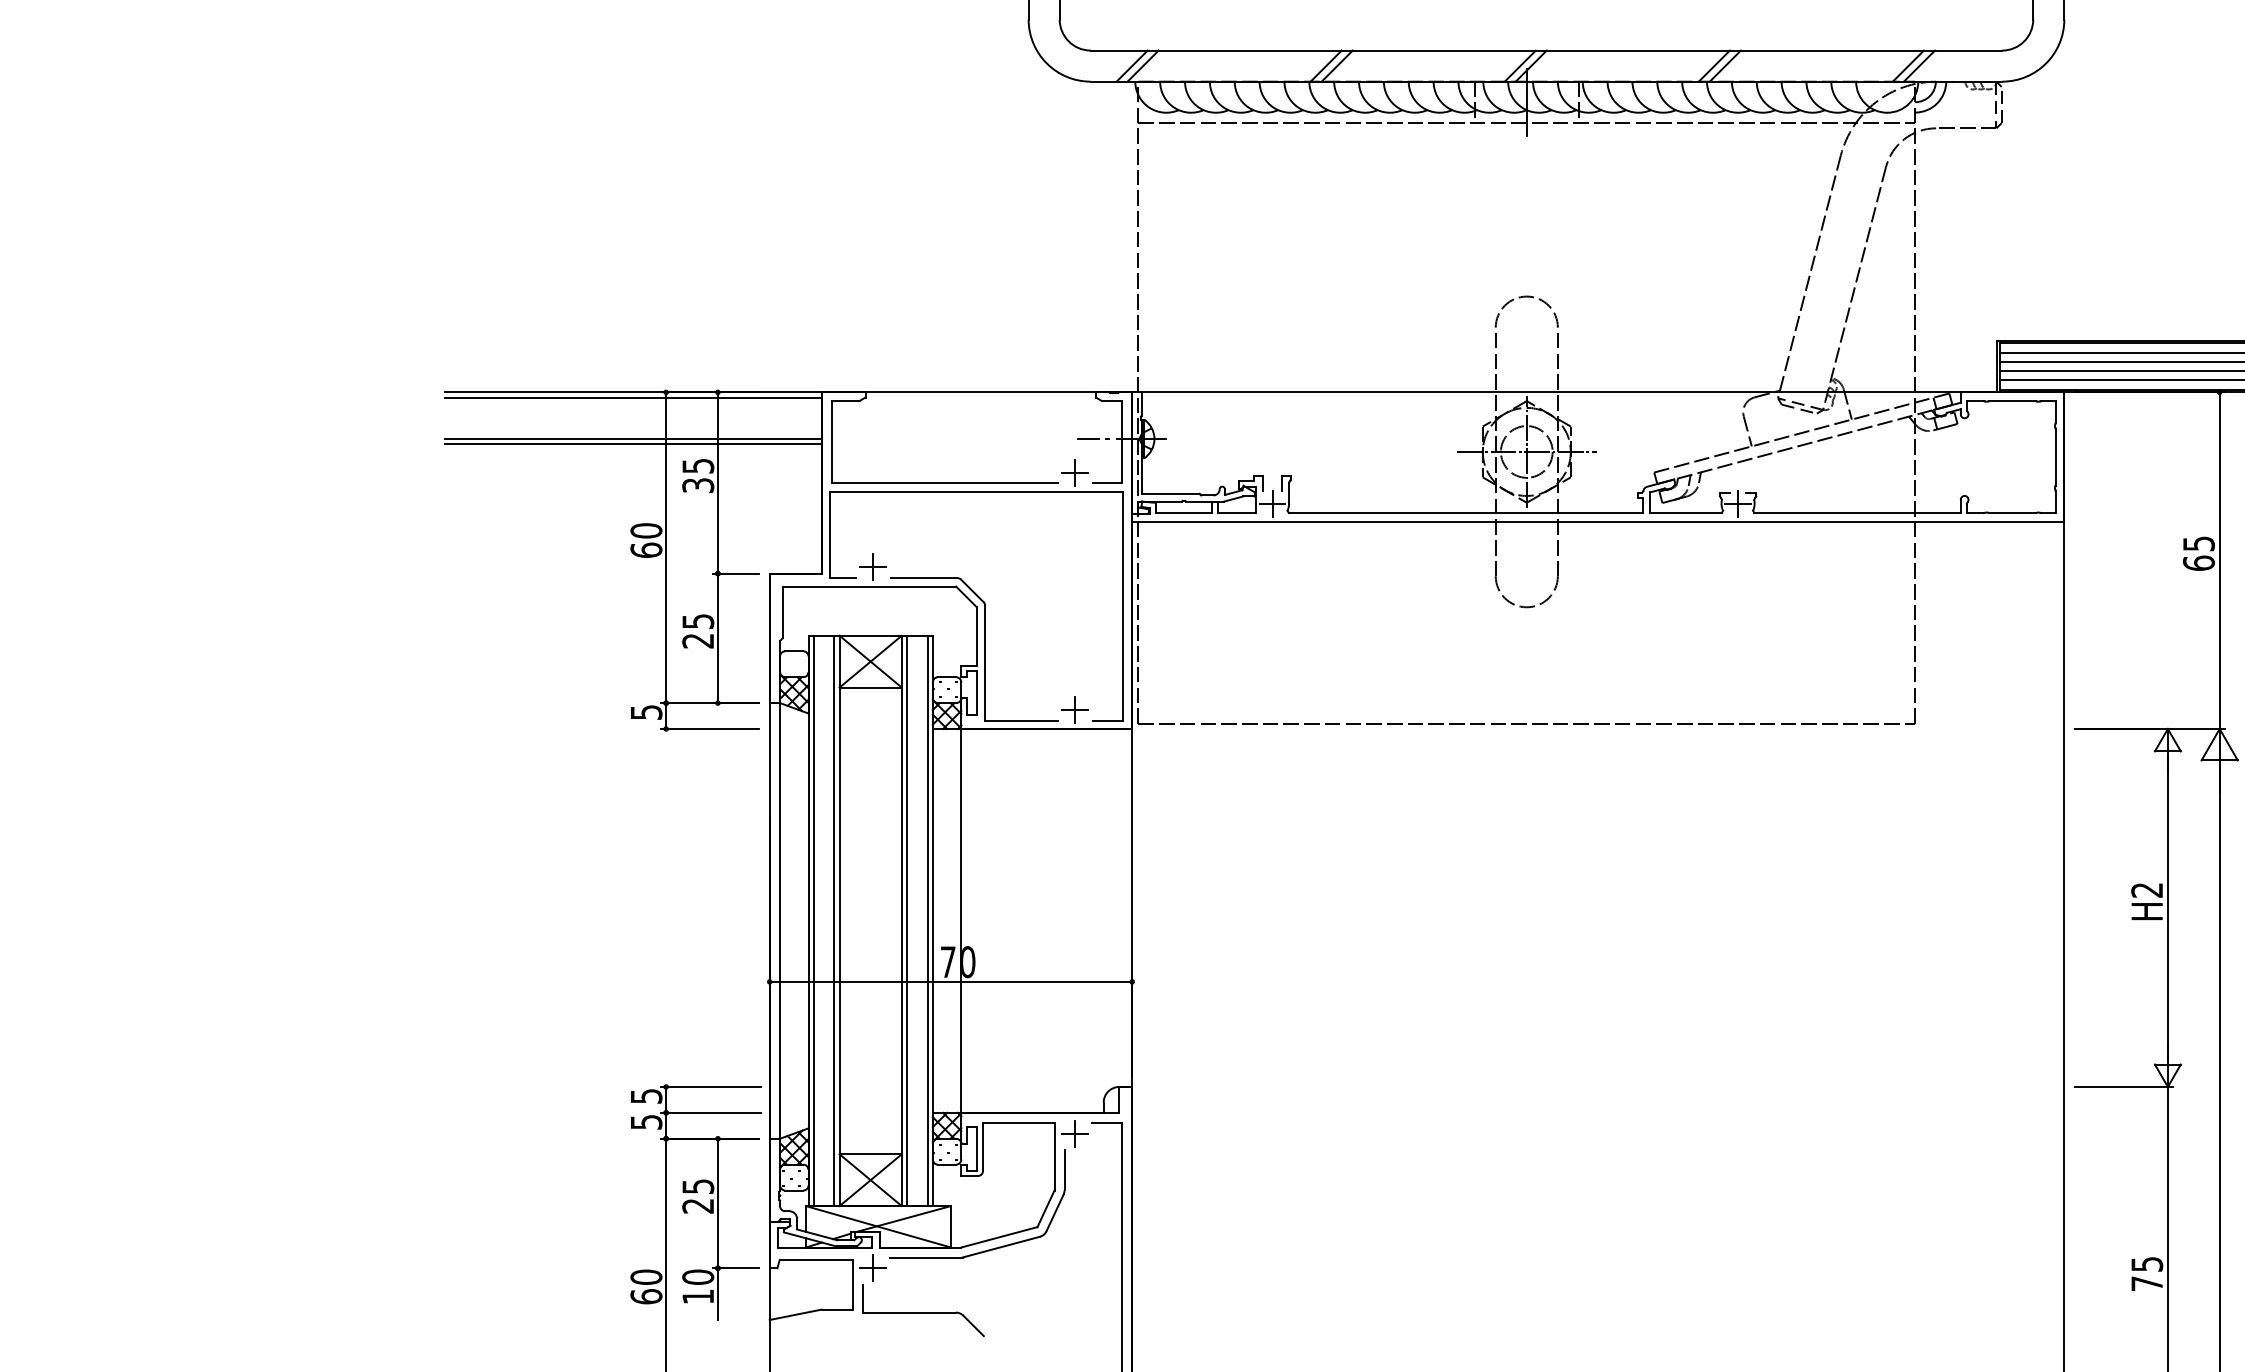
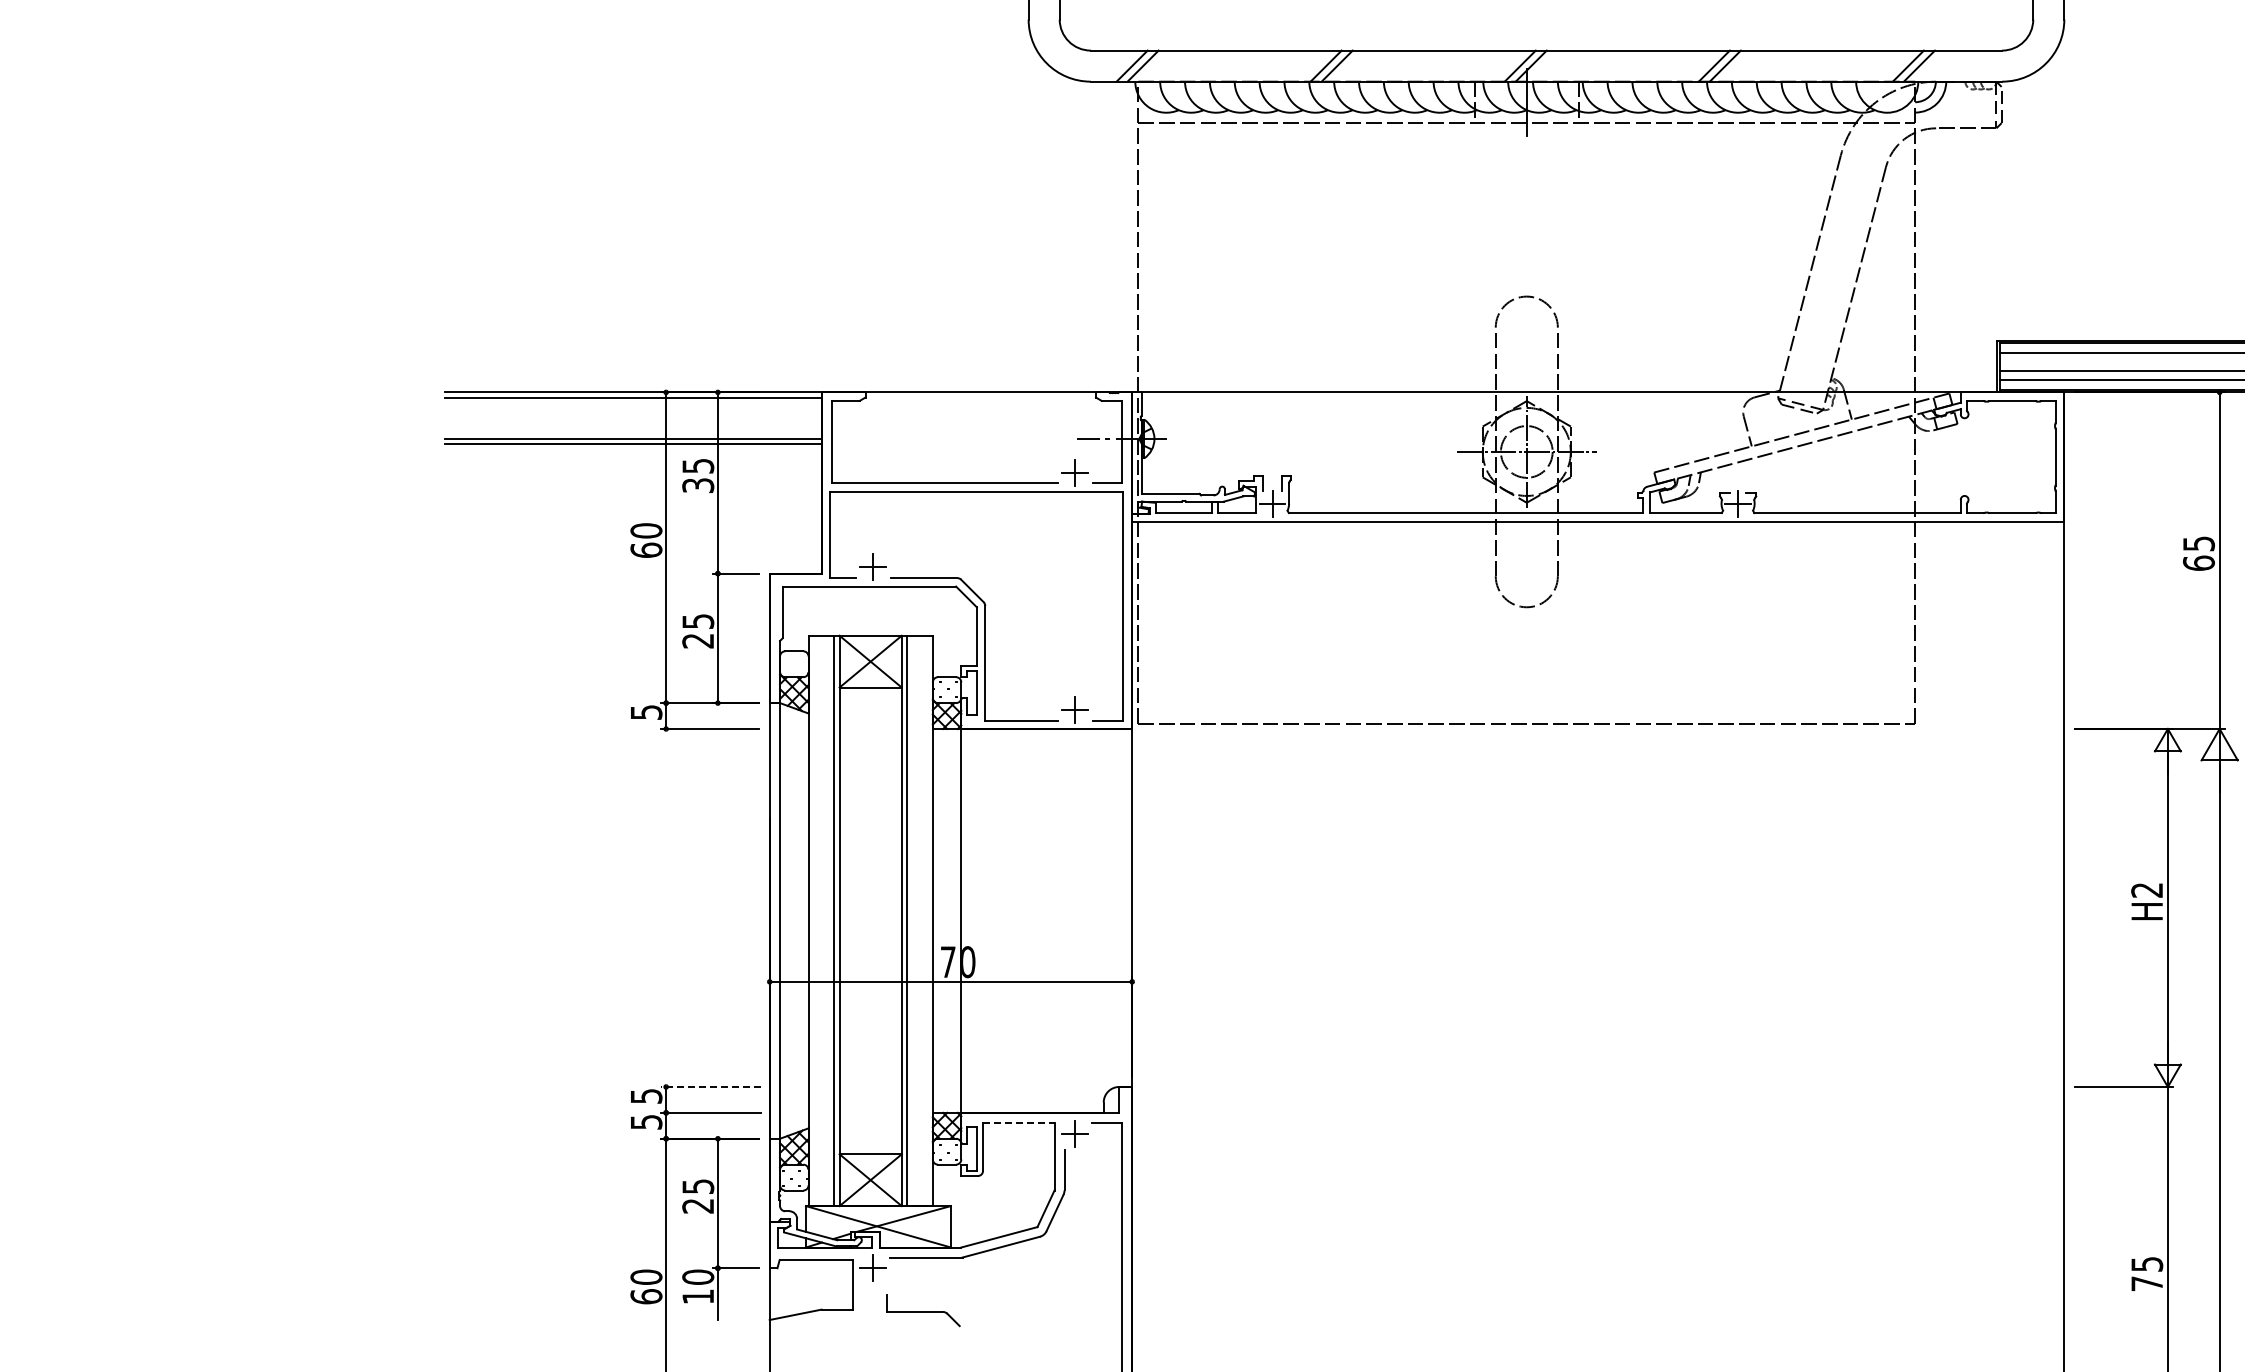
line: present -> none (2120, 361)
line: present -> none (813, 920)
line: present -> none (927, 920)
line: solid -> dashed (710, 1086)
line: solid -> dashed (1018, 1122)
part size: 123x54 px -> 75x34 px (923, 1310)
